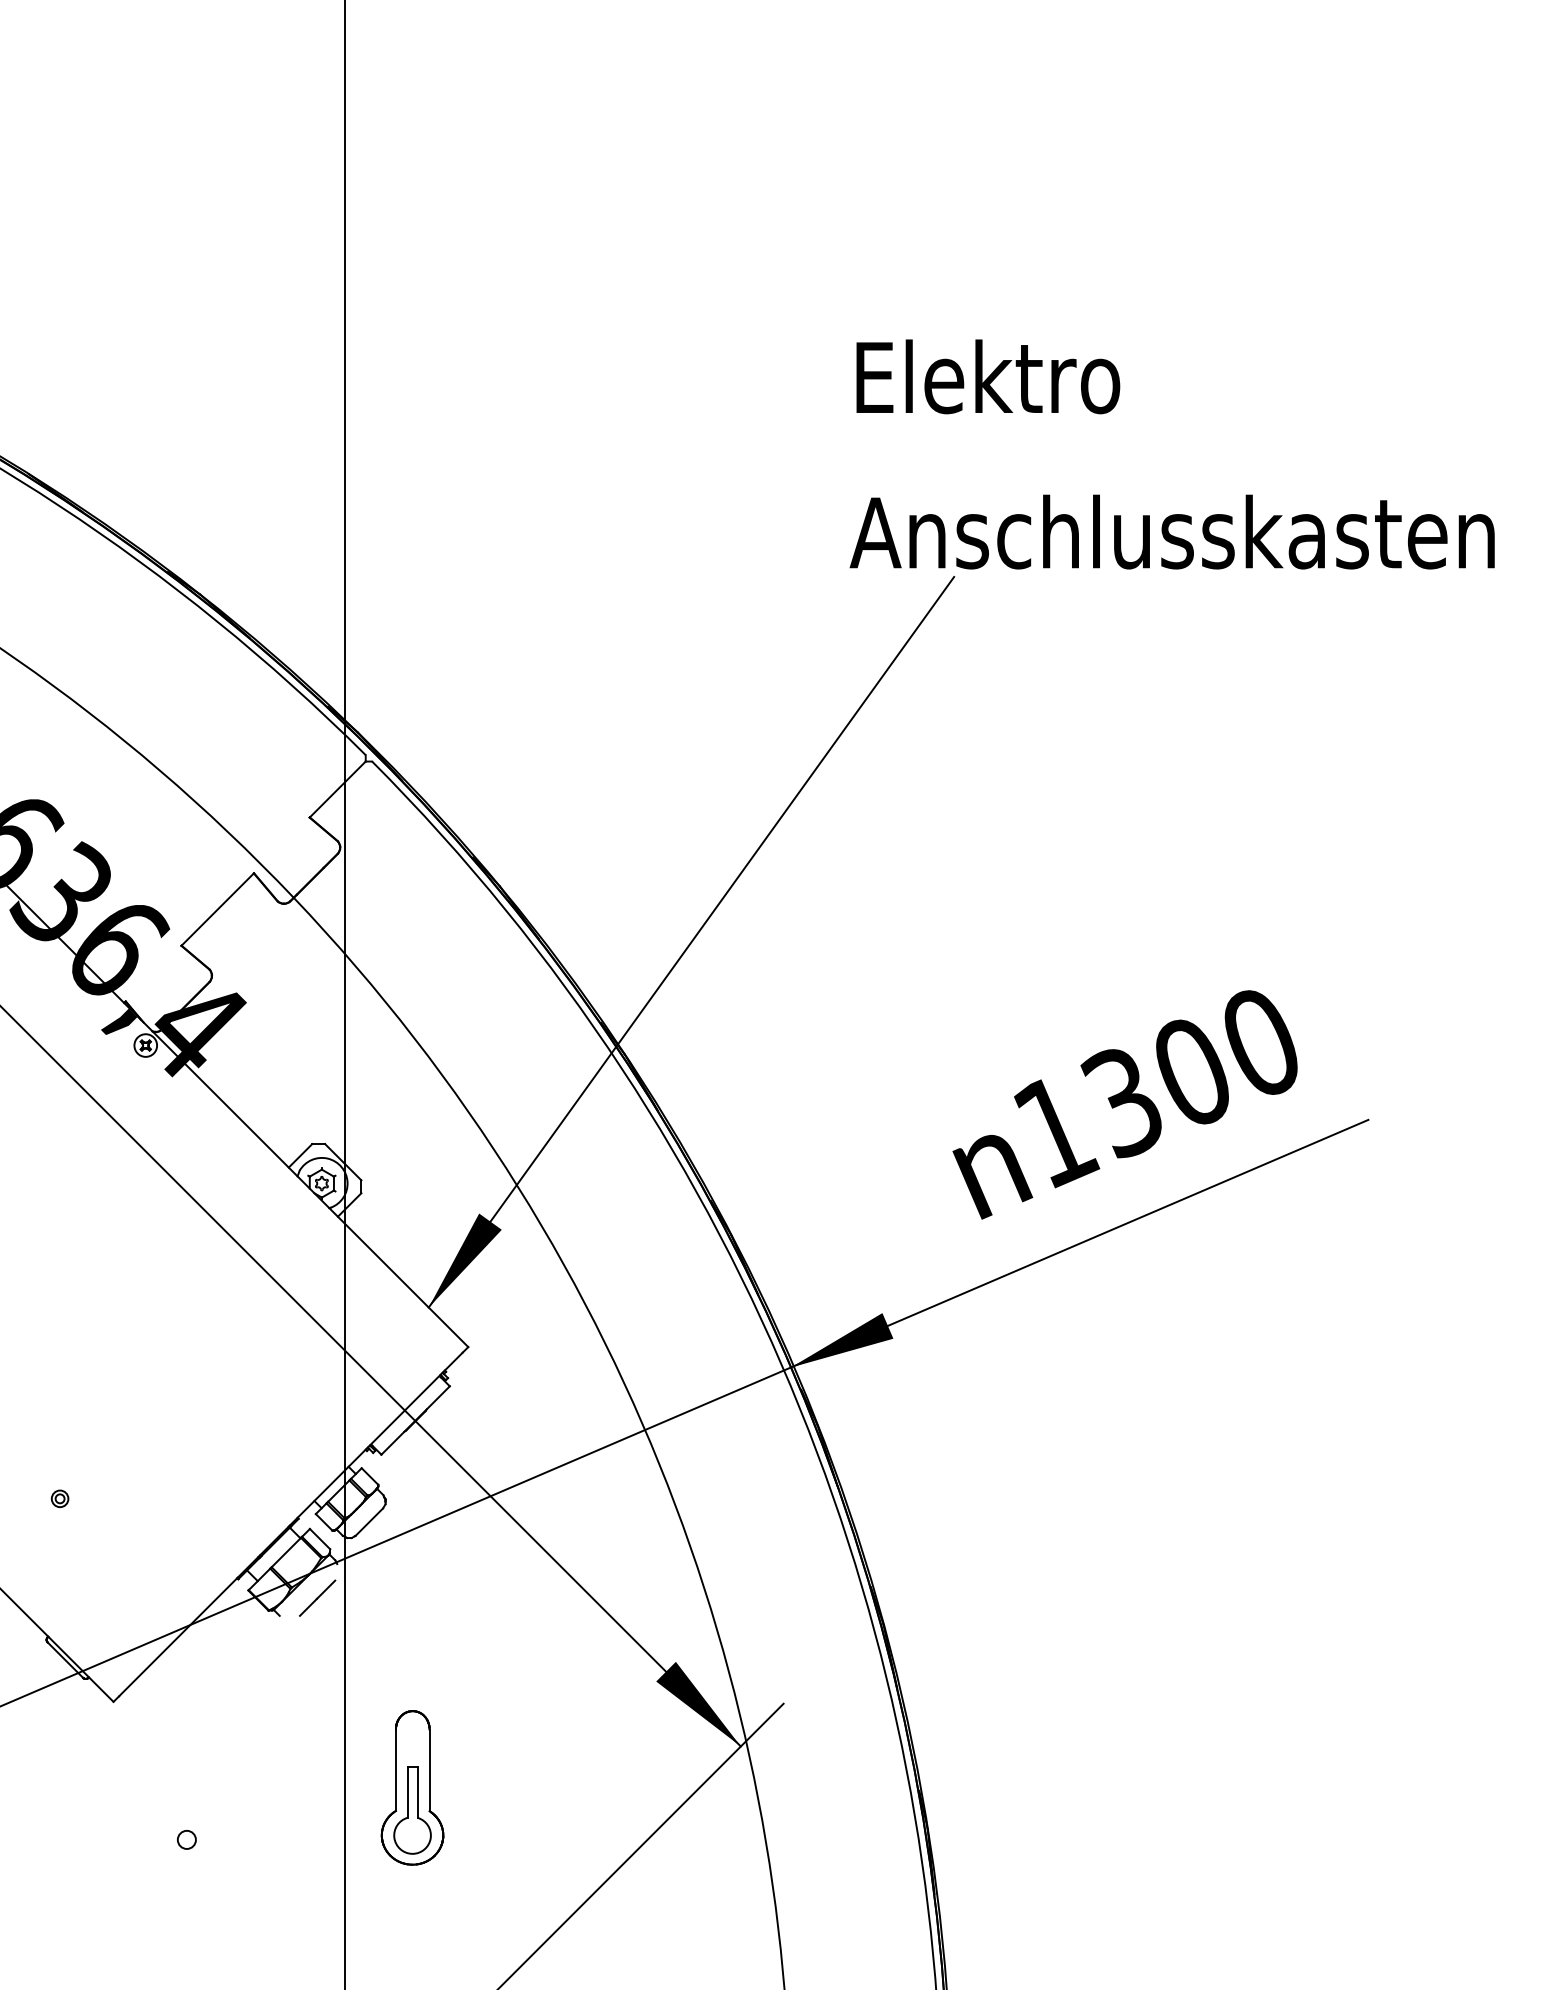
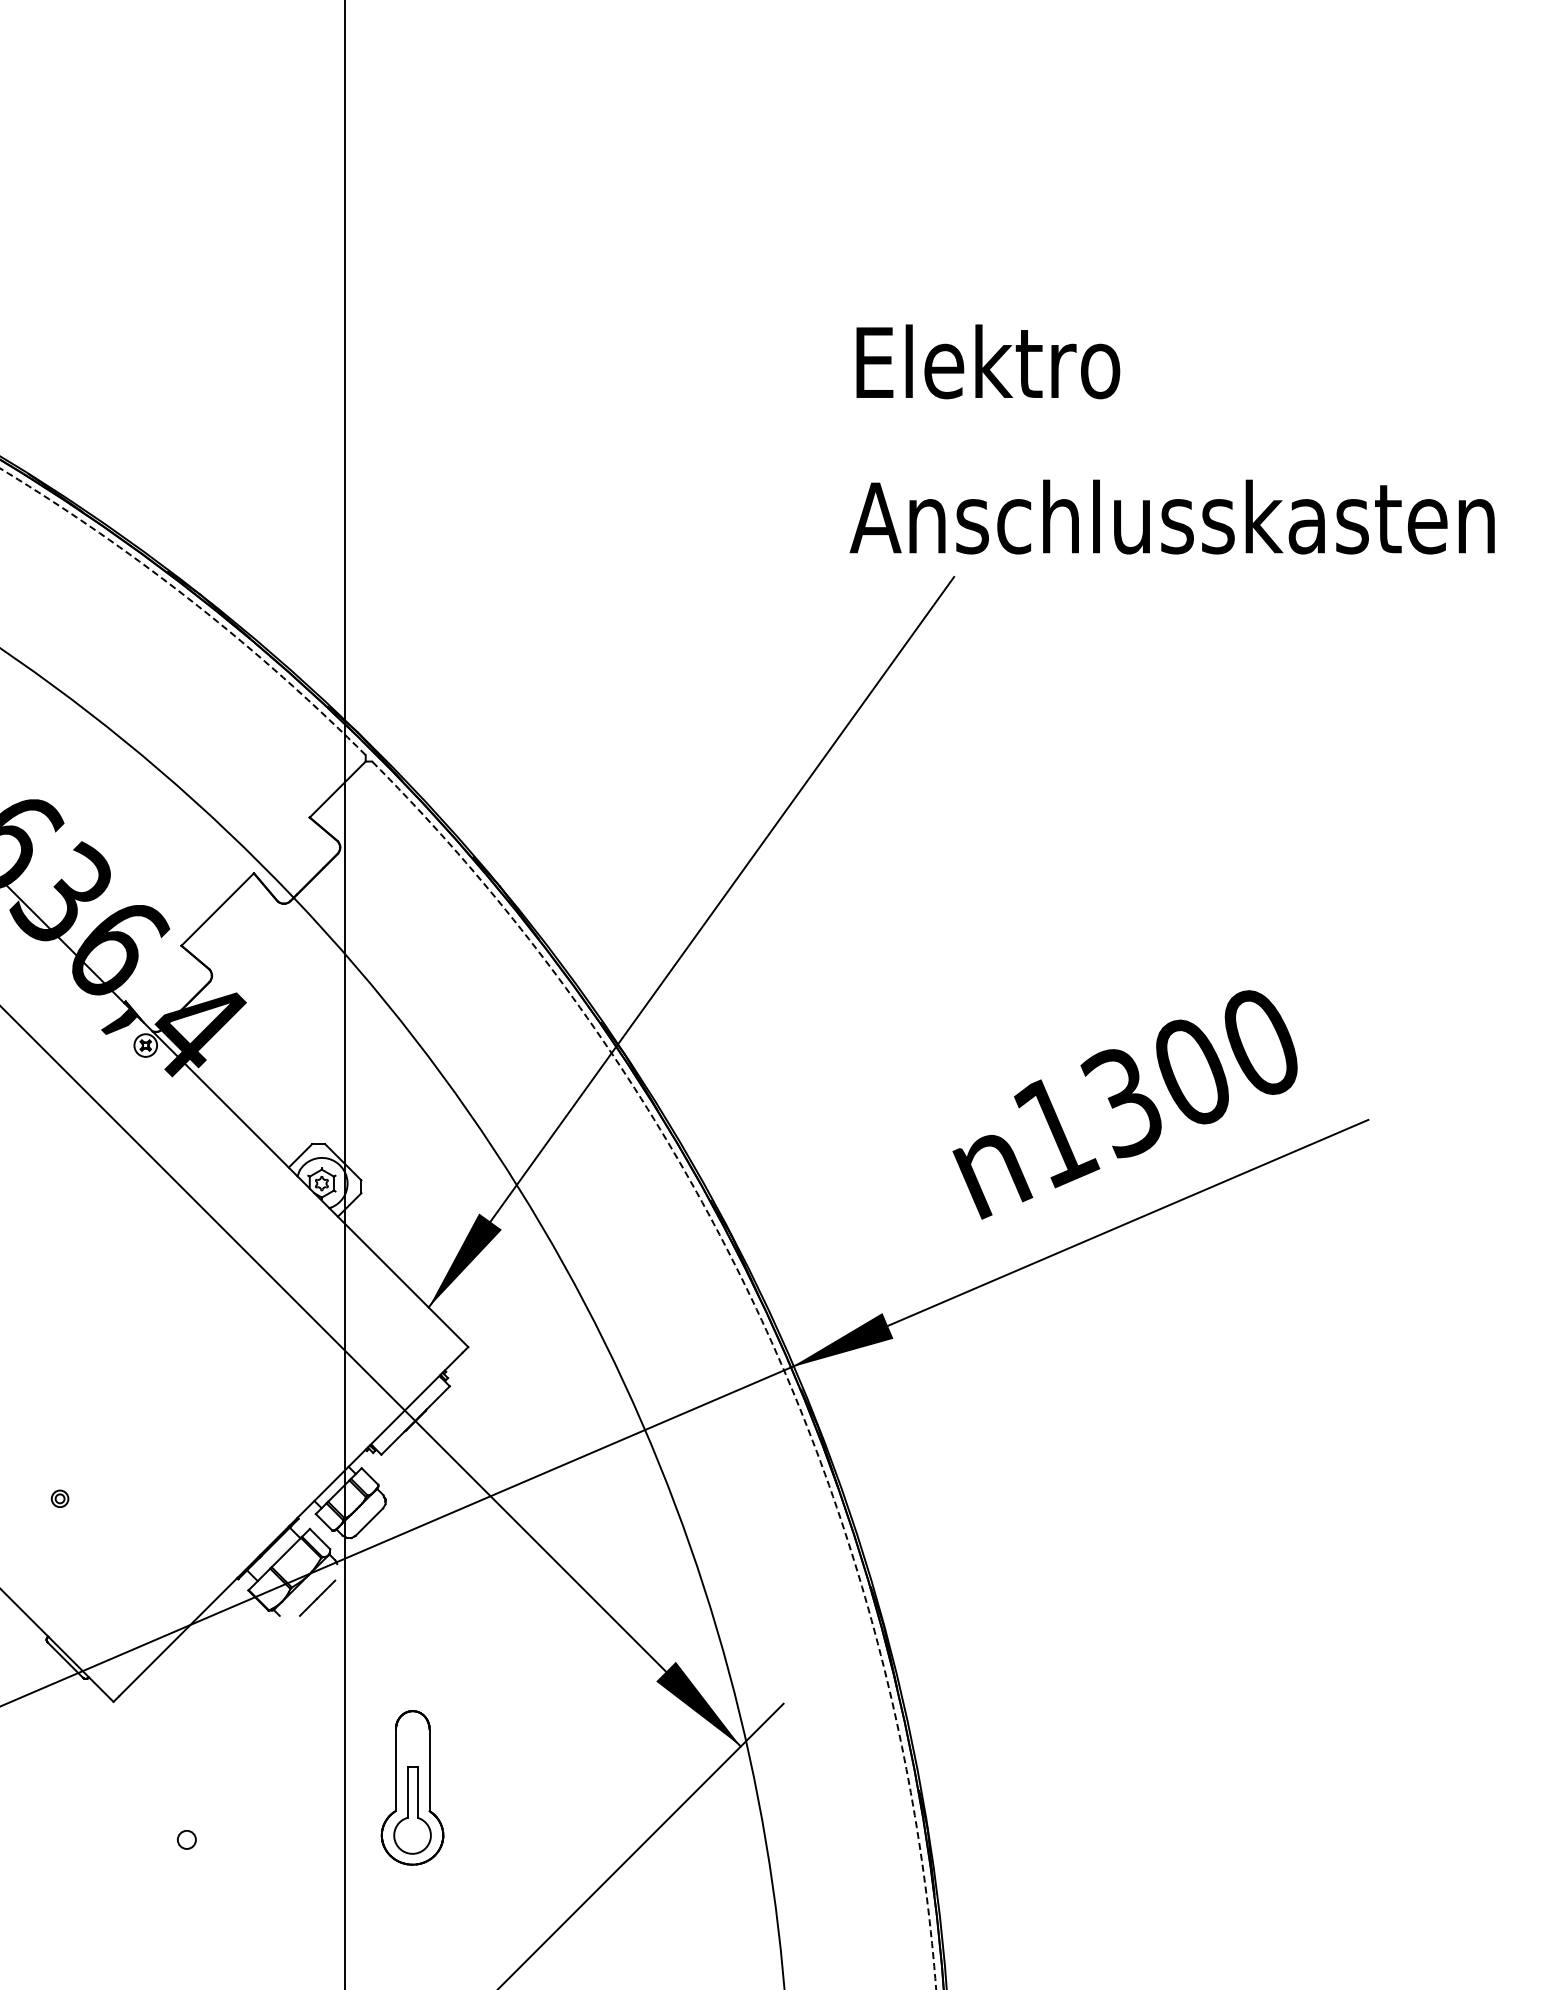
text position: (1171, 454) -> (1171, 439) (1171, 439)
arc: solid -> dashed (190, 600)
arc: solid -> dashed (763, 1324)
